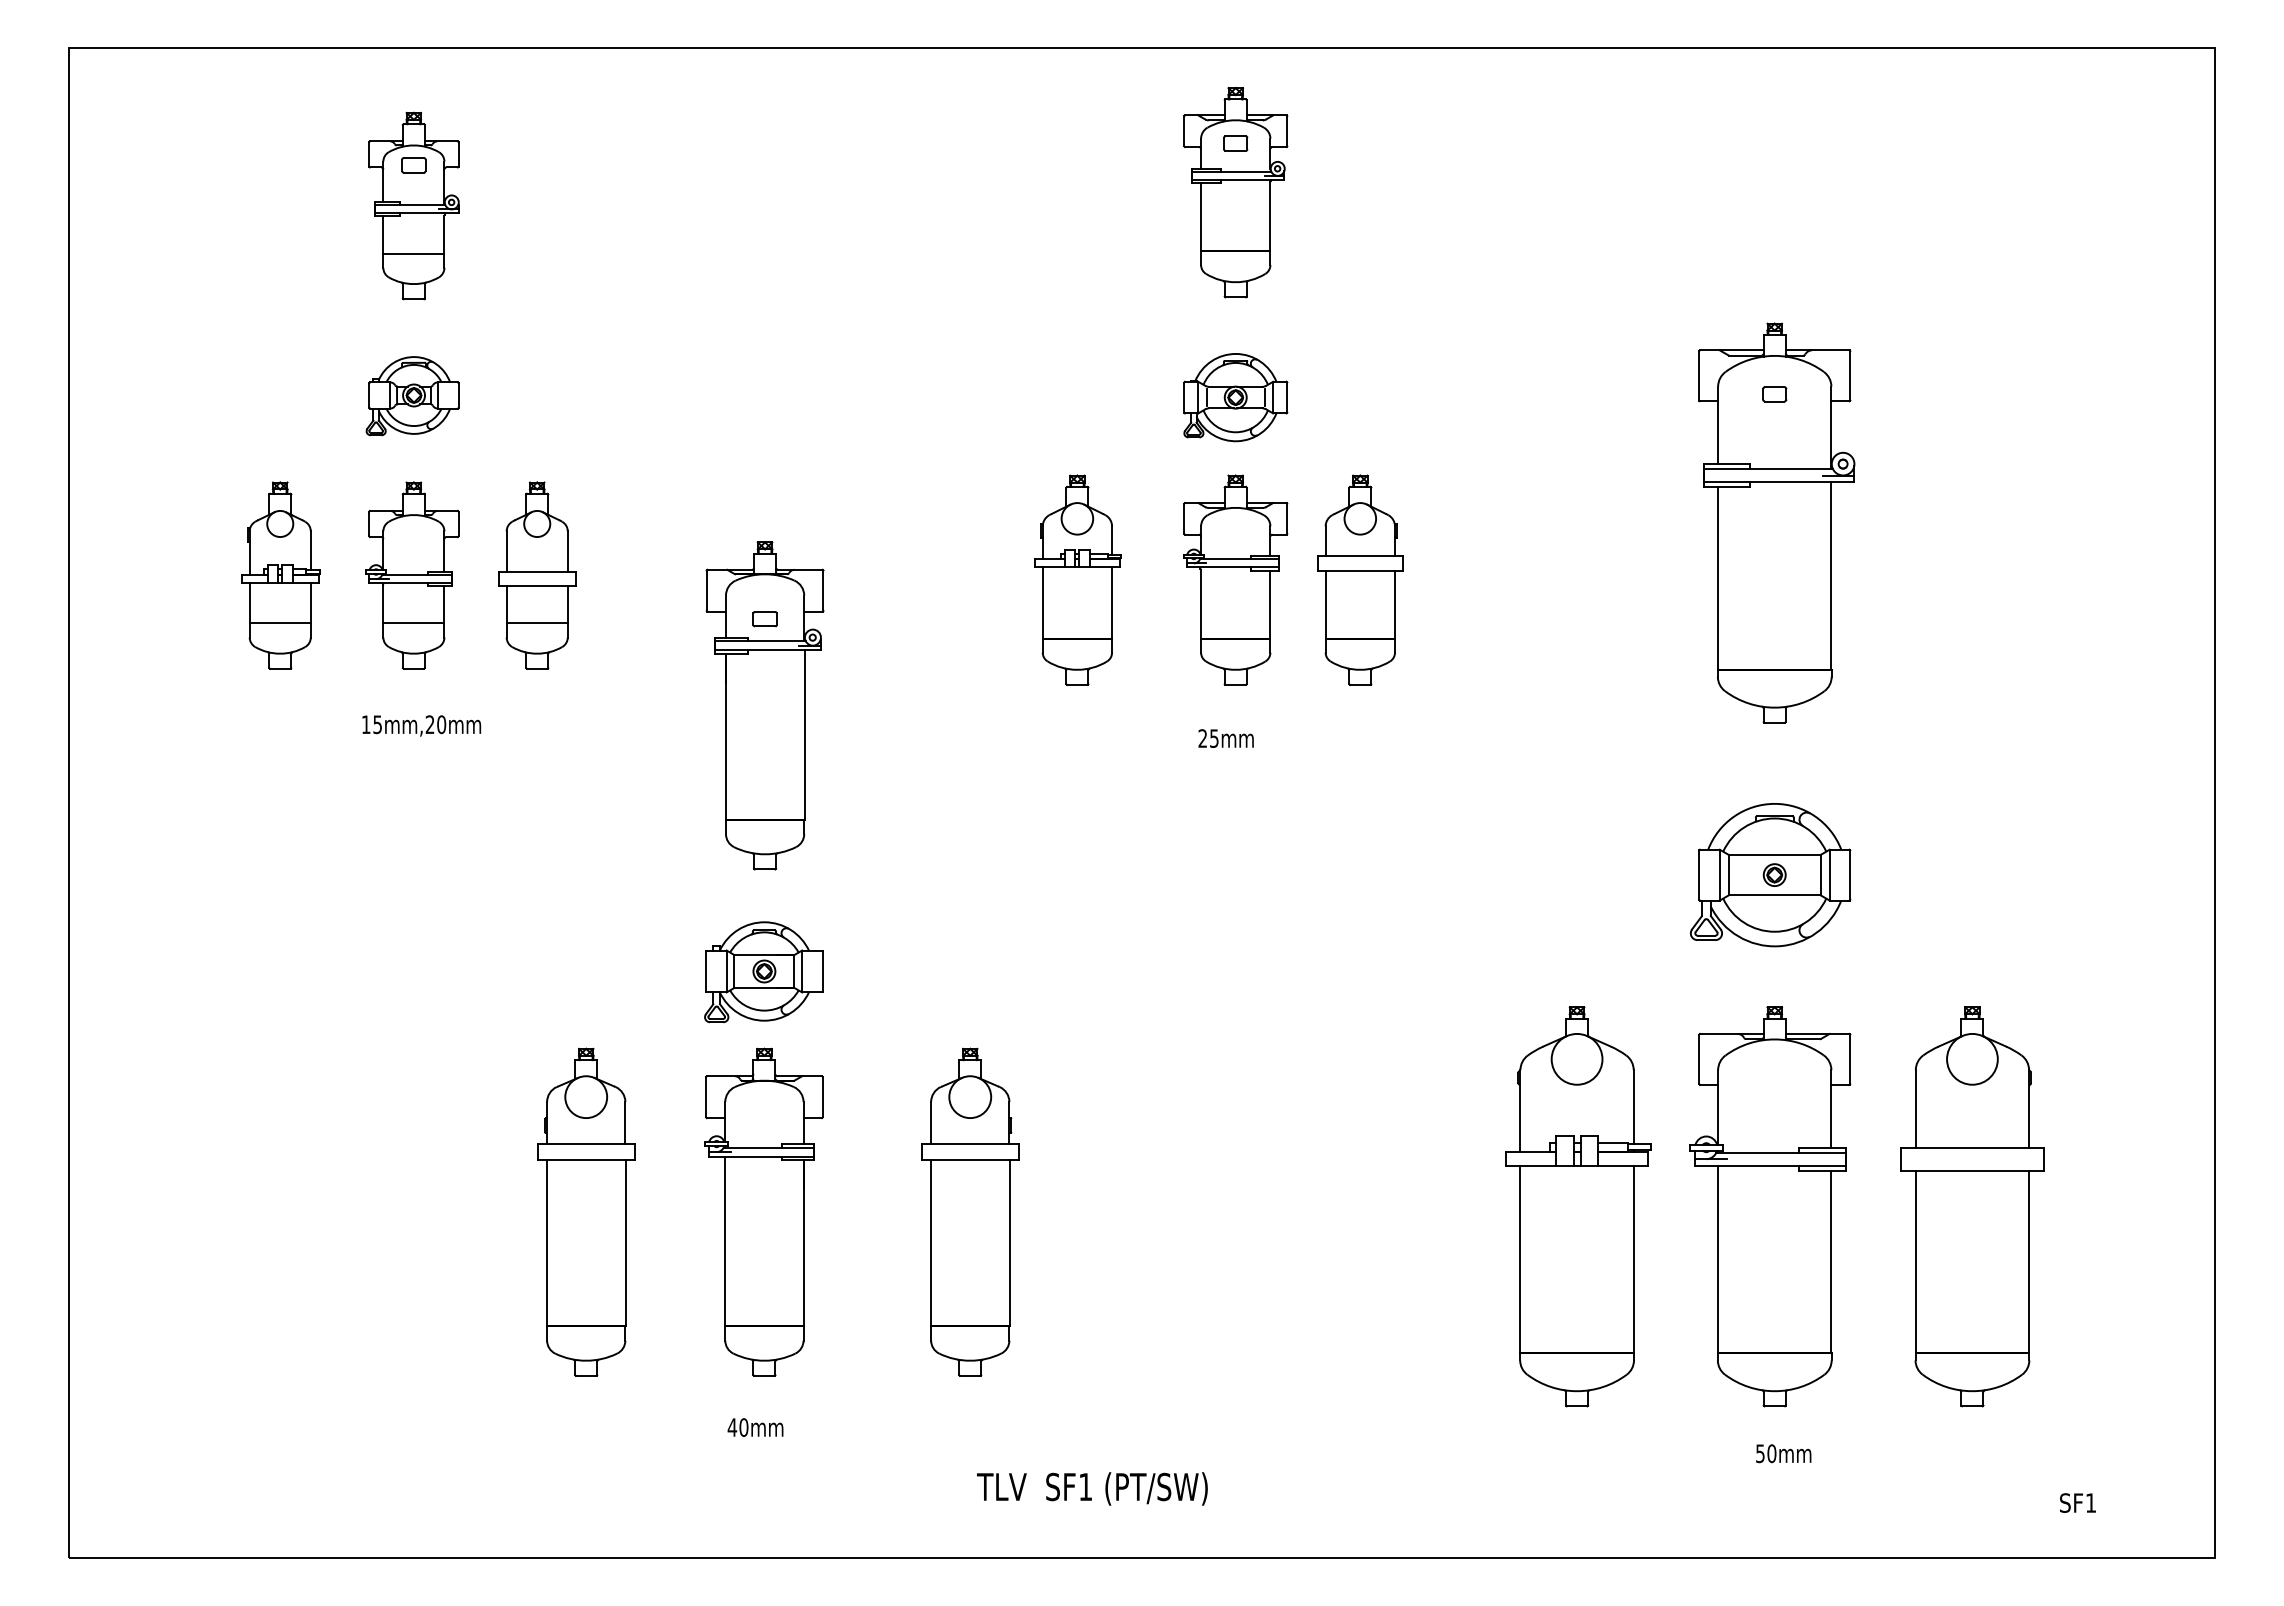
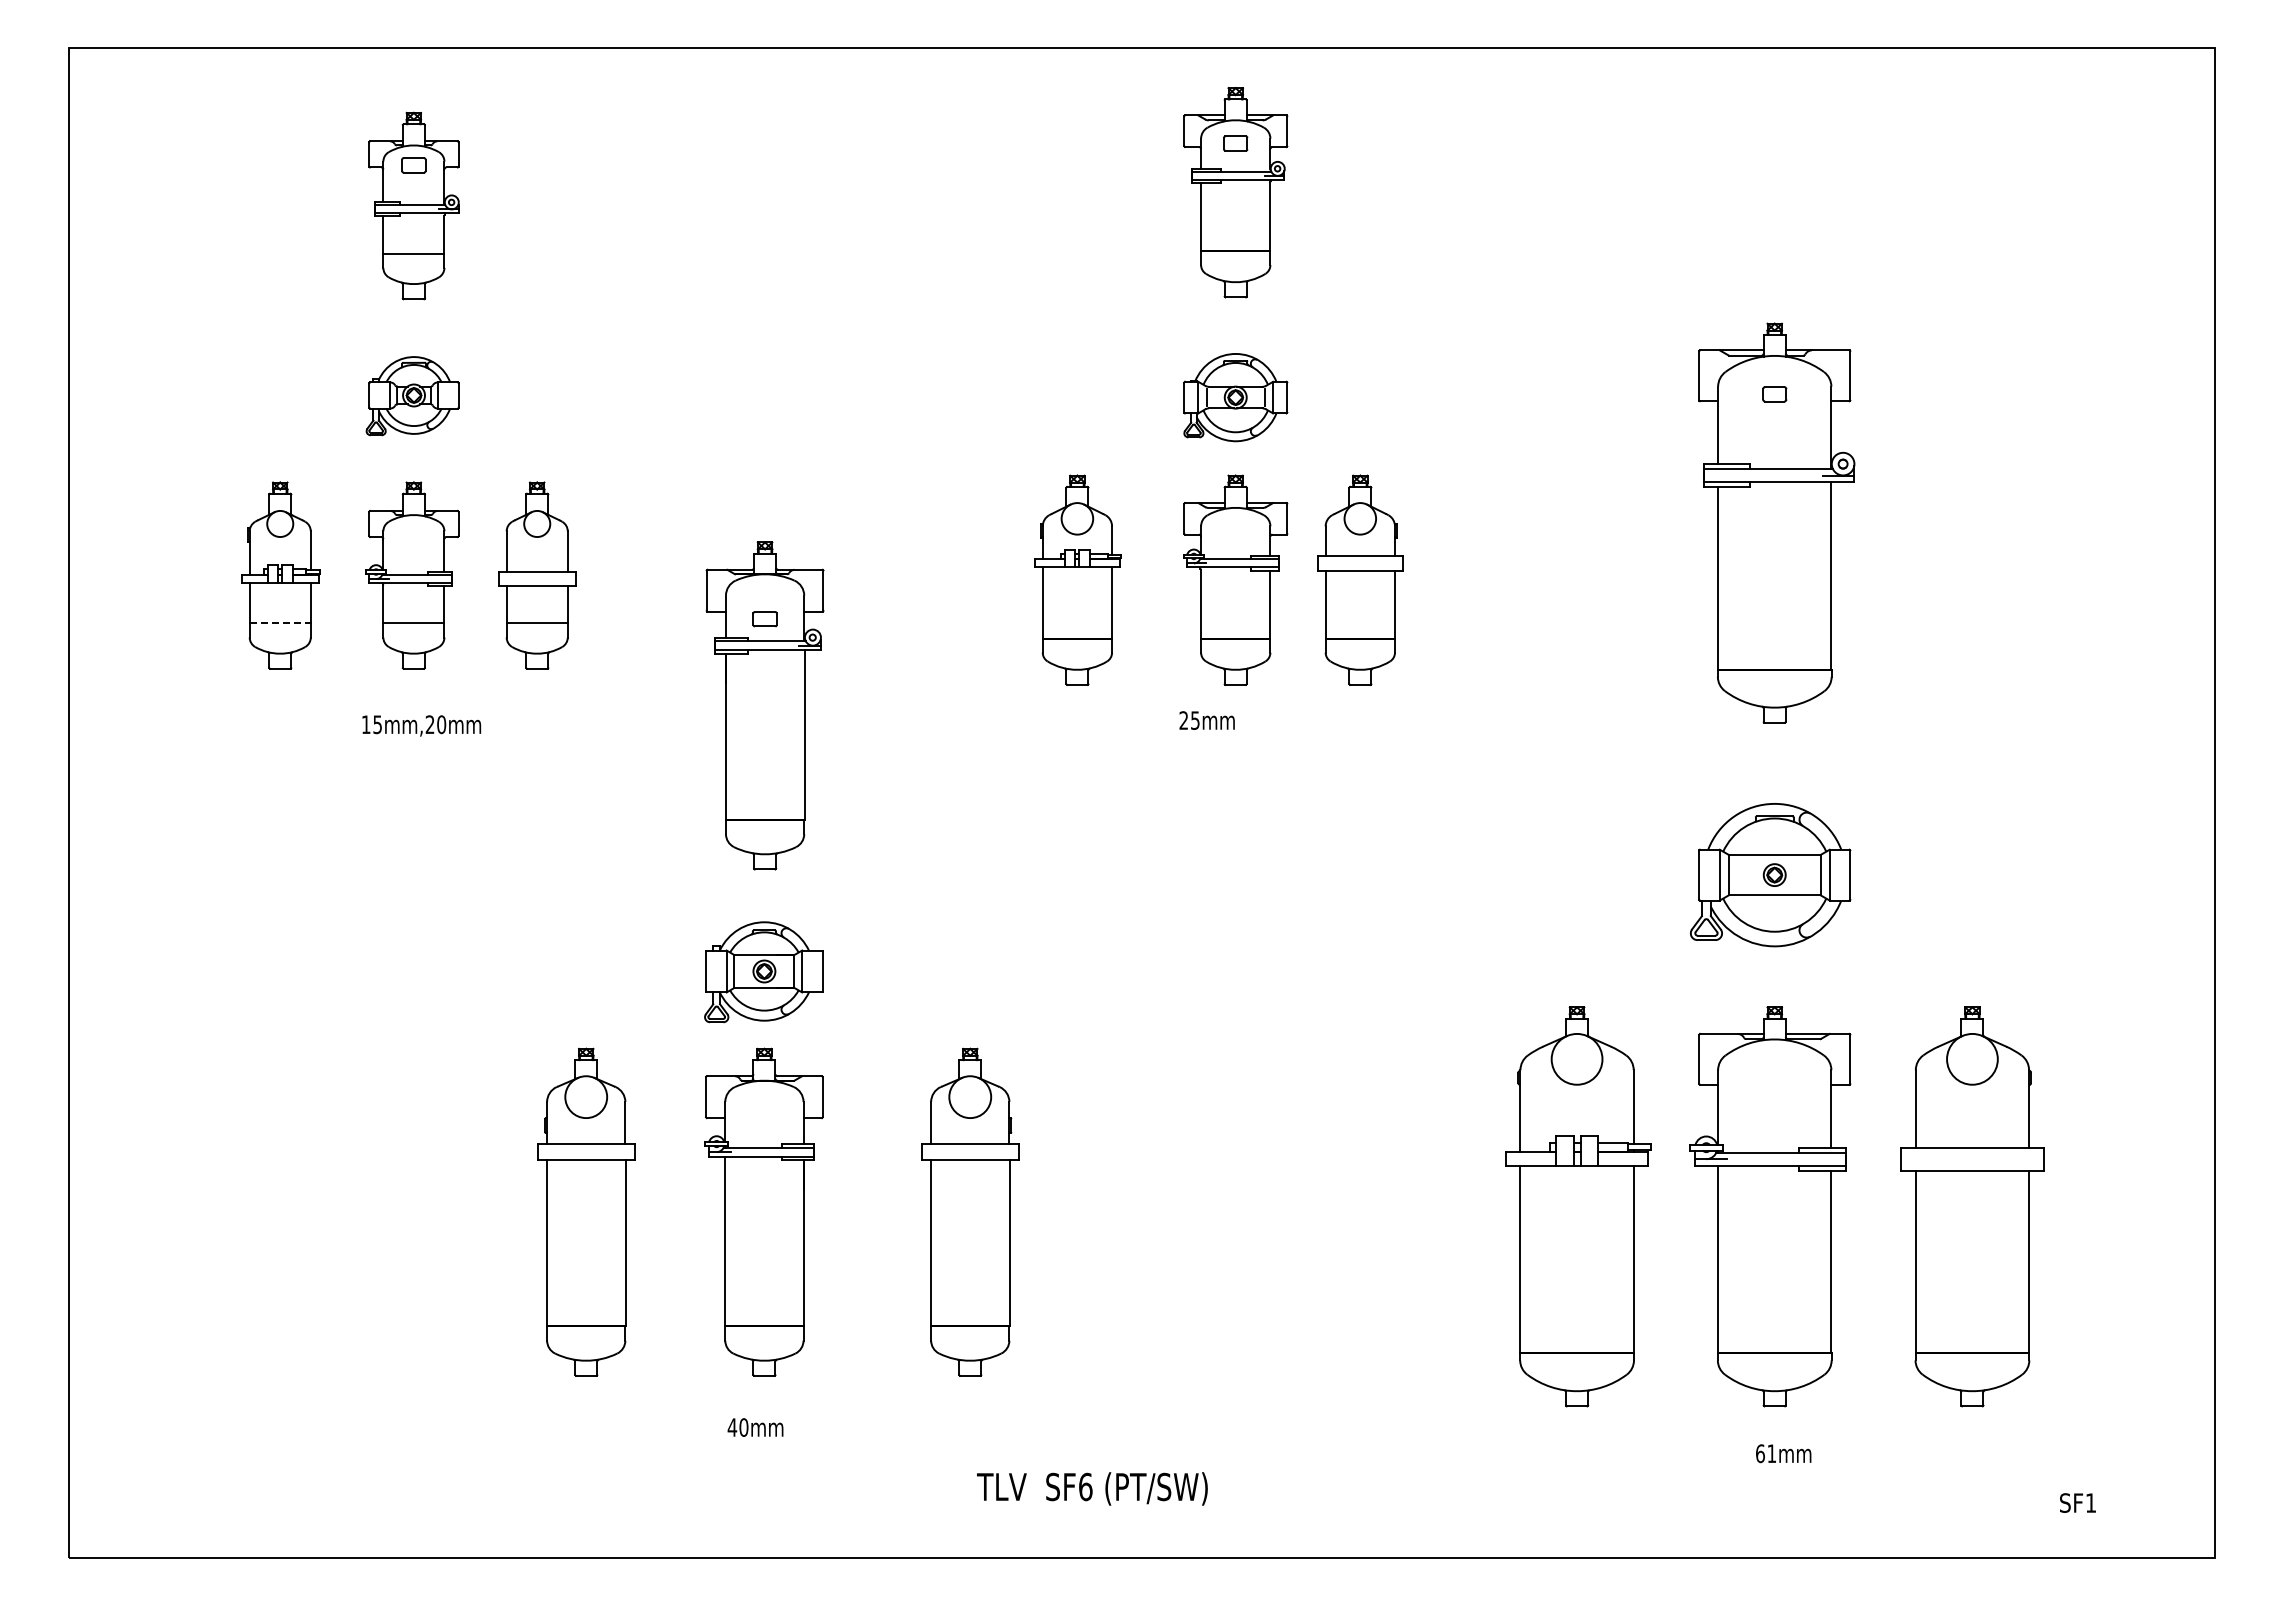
line: solid -> dashed (280, 623)
text position: (1225, 738) -> (1206, 720) (1206, 720)
text: 50mm -> 61mm (1766, 1453)
text: SF1 -> SF6 (1085, 1486)
